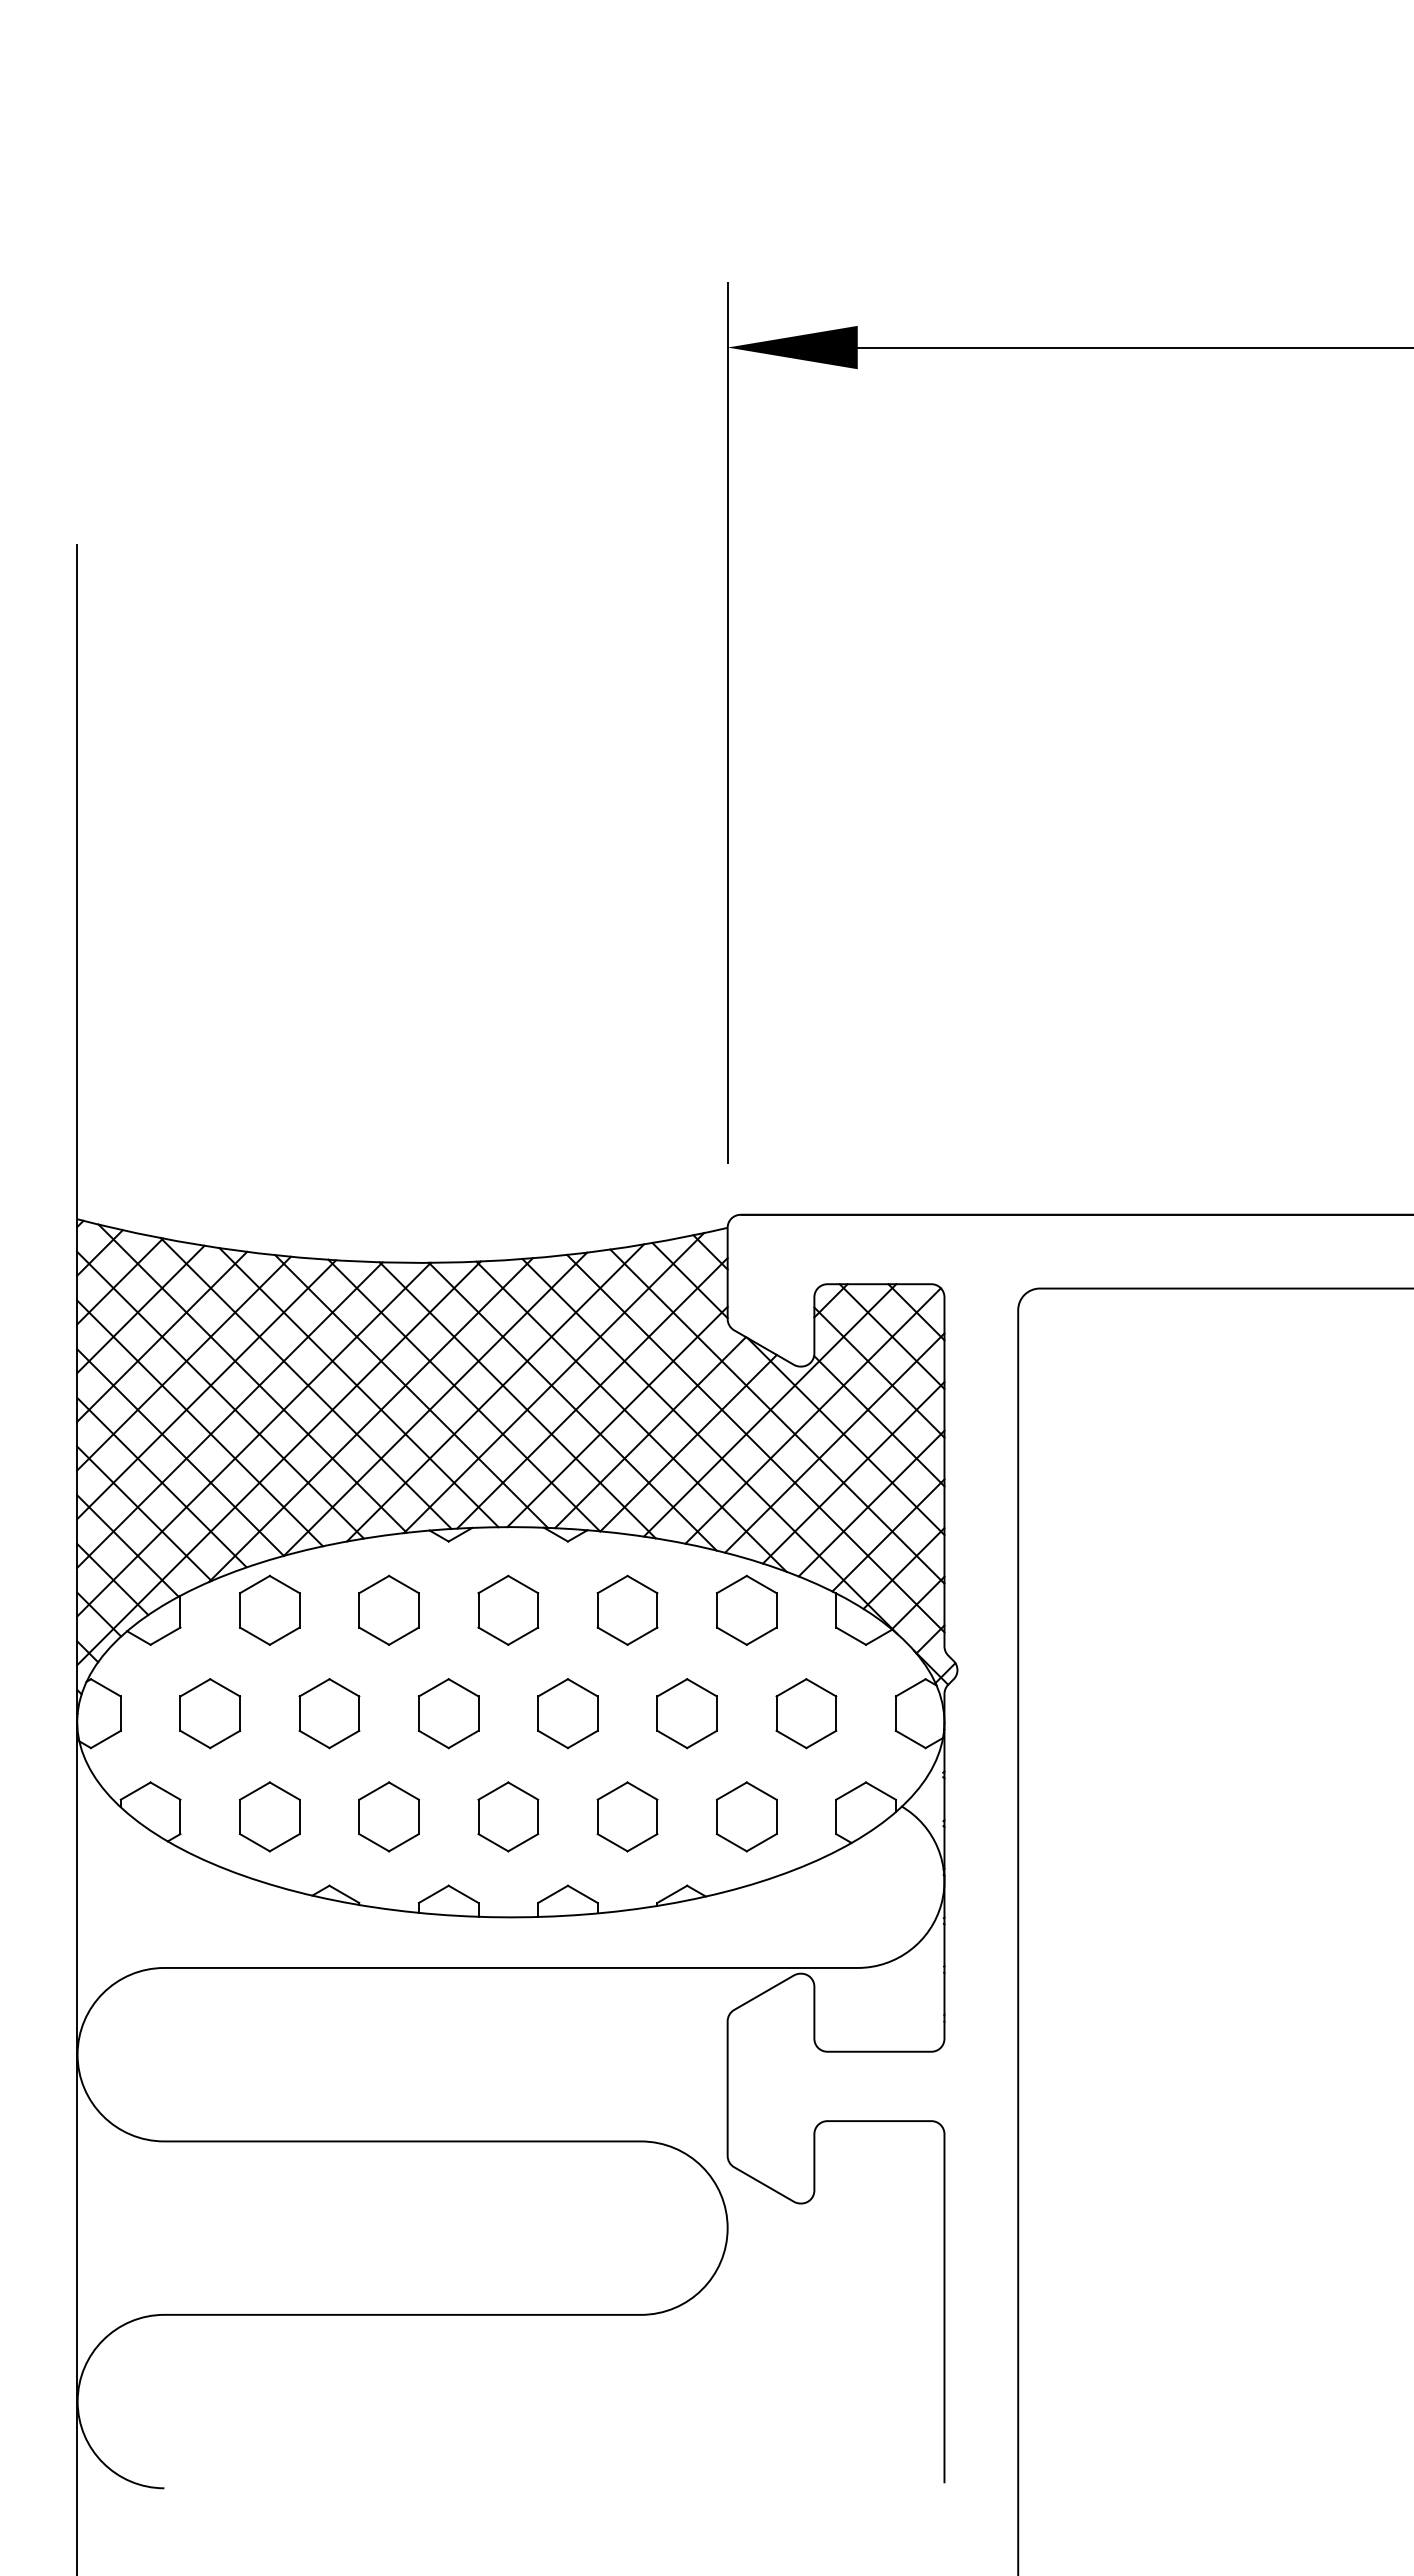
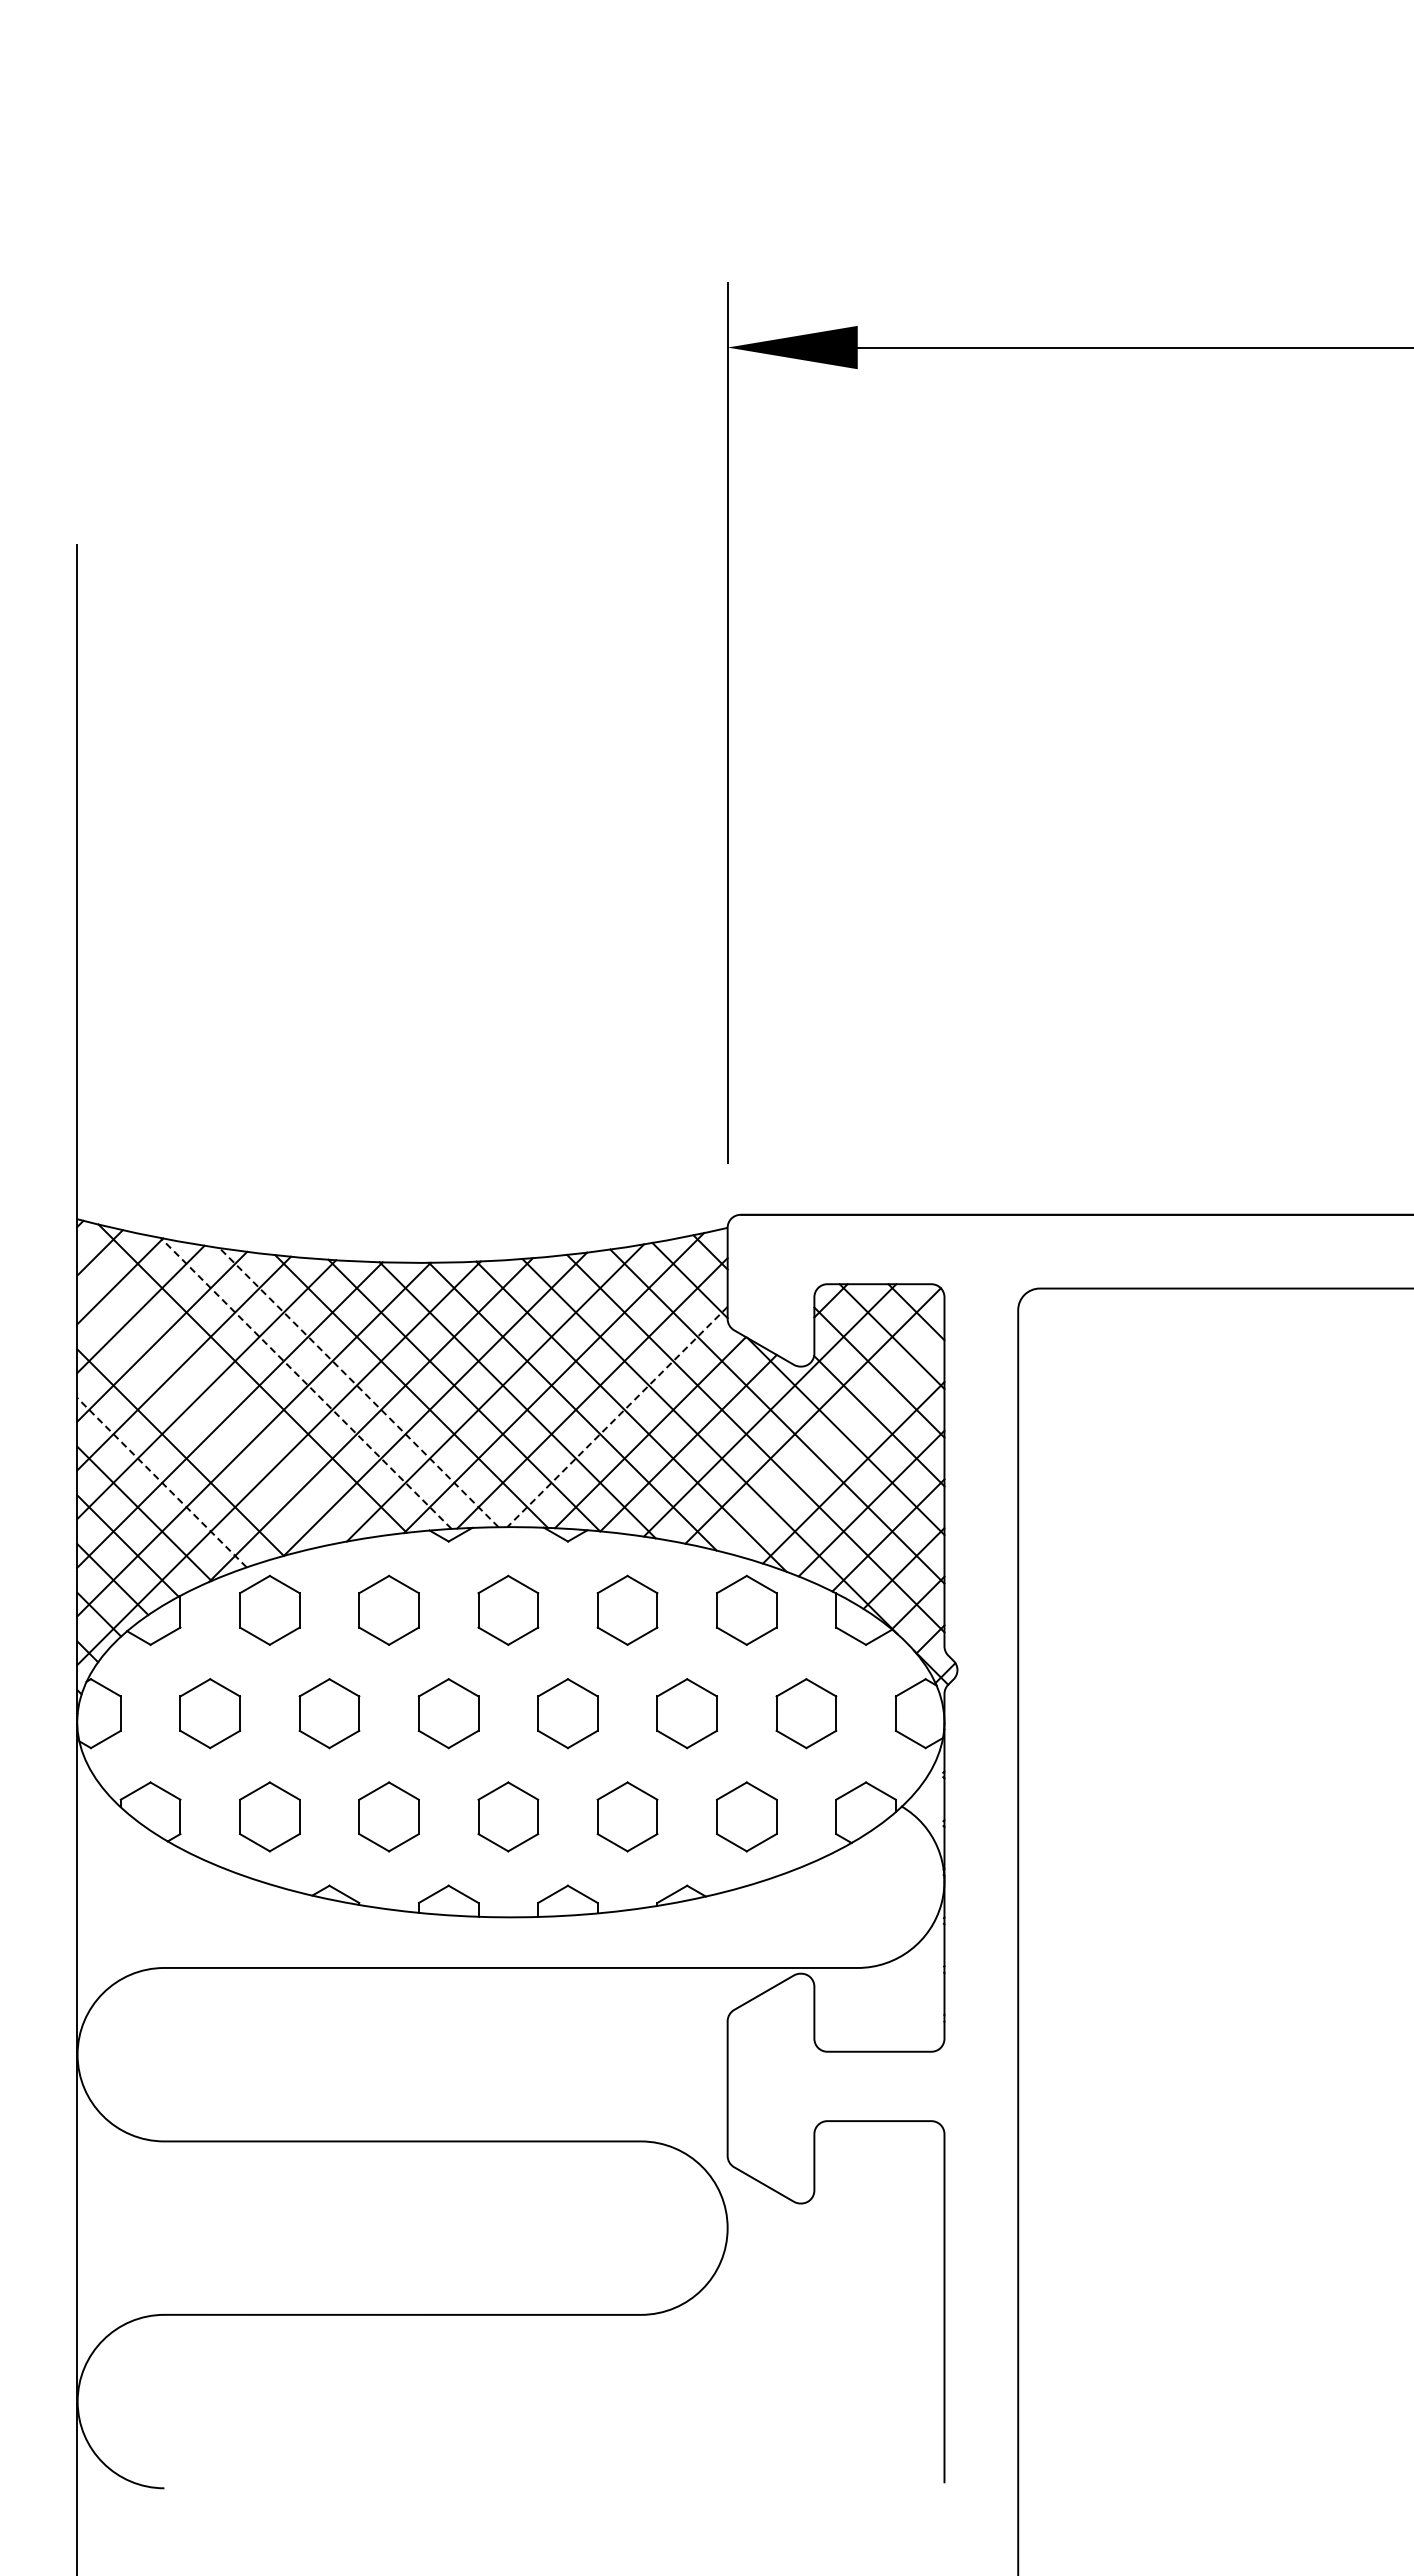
line: solid -> dashed (306, 1383)
line: solid -> dashed (358, 1387)
line: present -> none (220, 1394)
line: solid -> dashed (617, 1416)
line: present -> none (199, 1423)
line: present -> none (834, 1442)
line: solid -> dashed (161, 1482)
